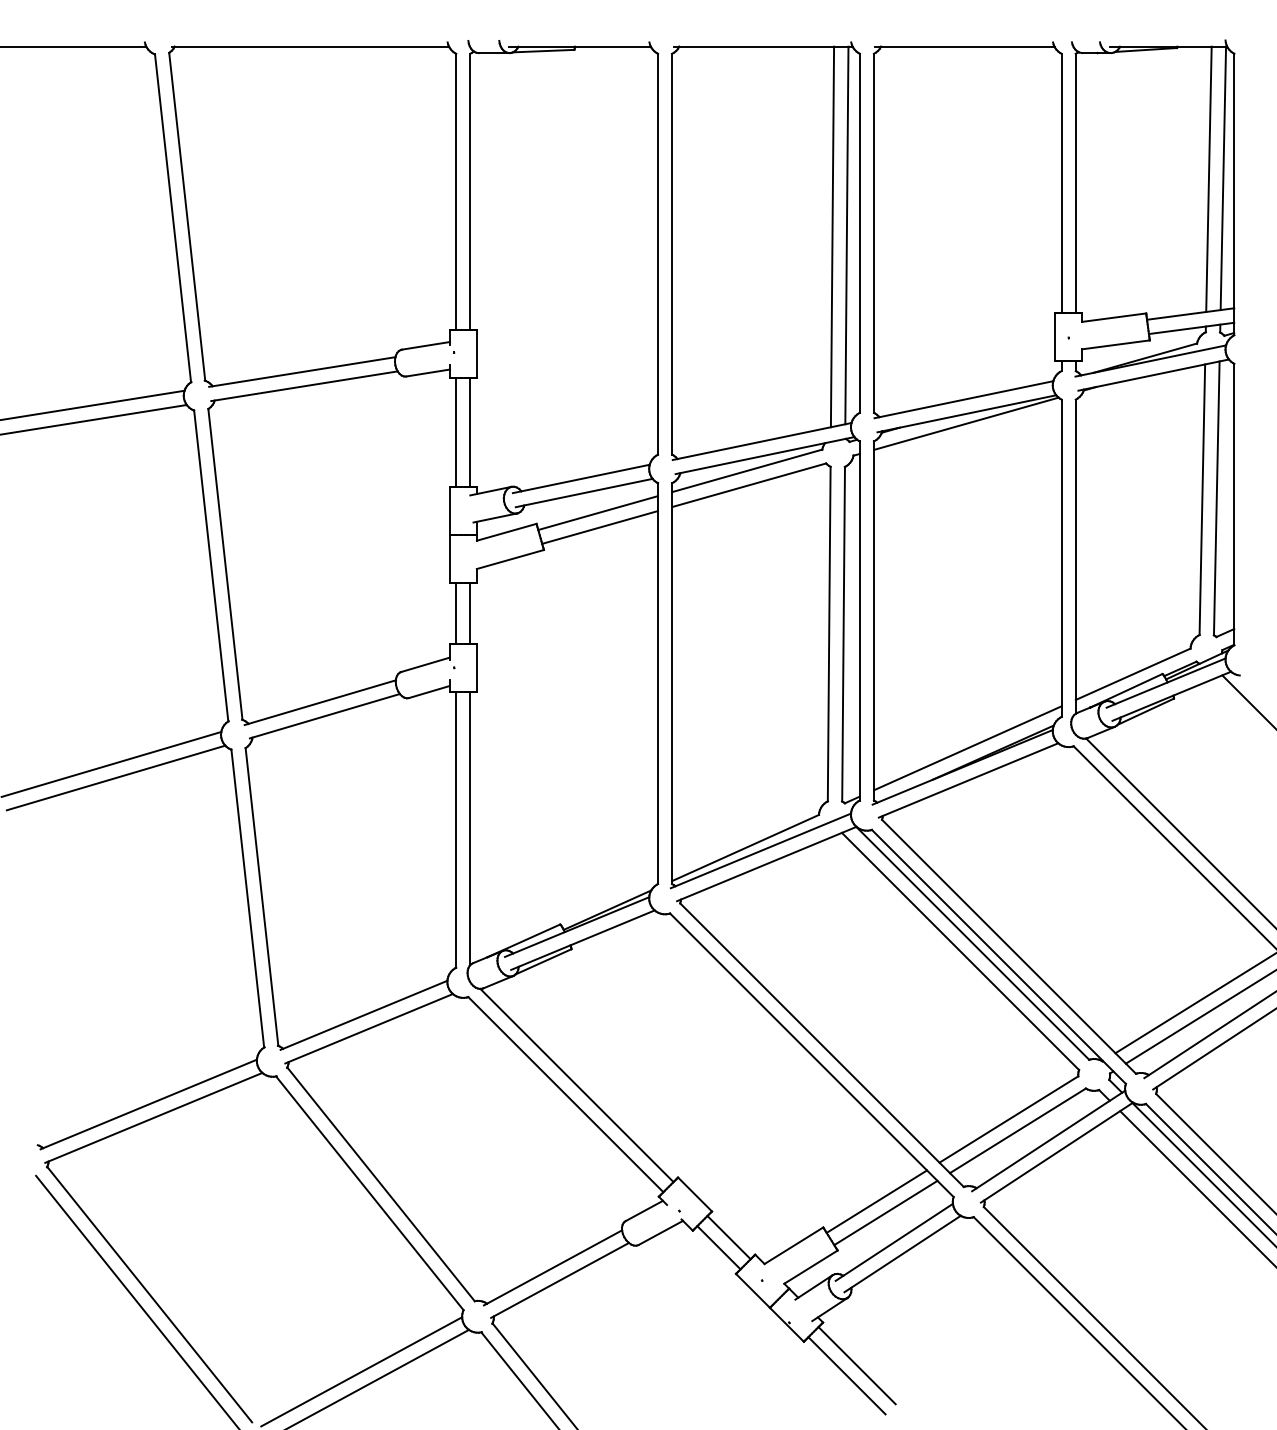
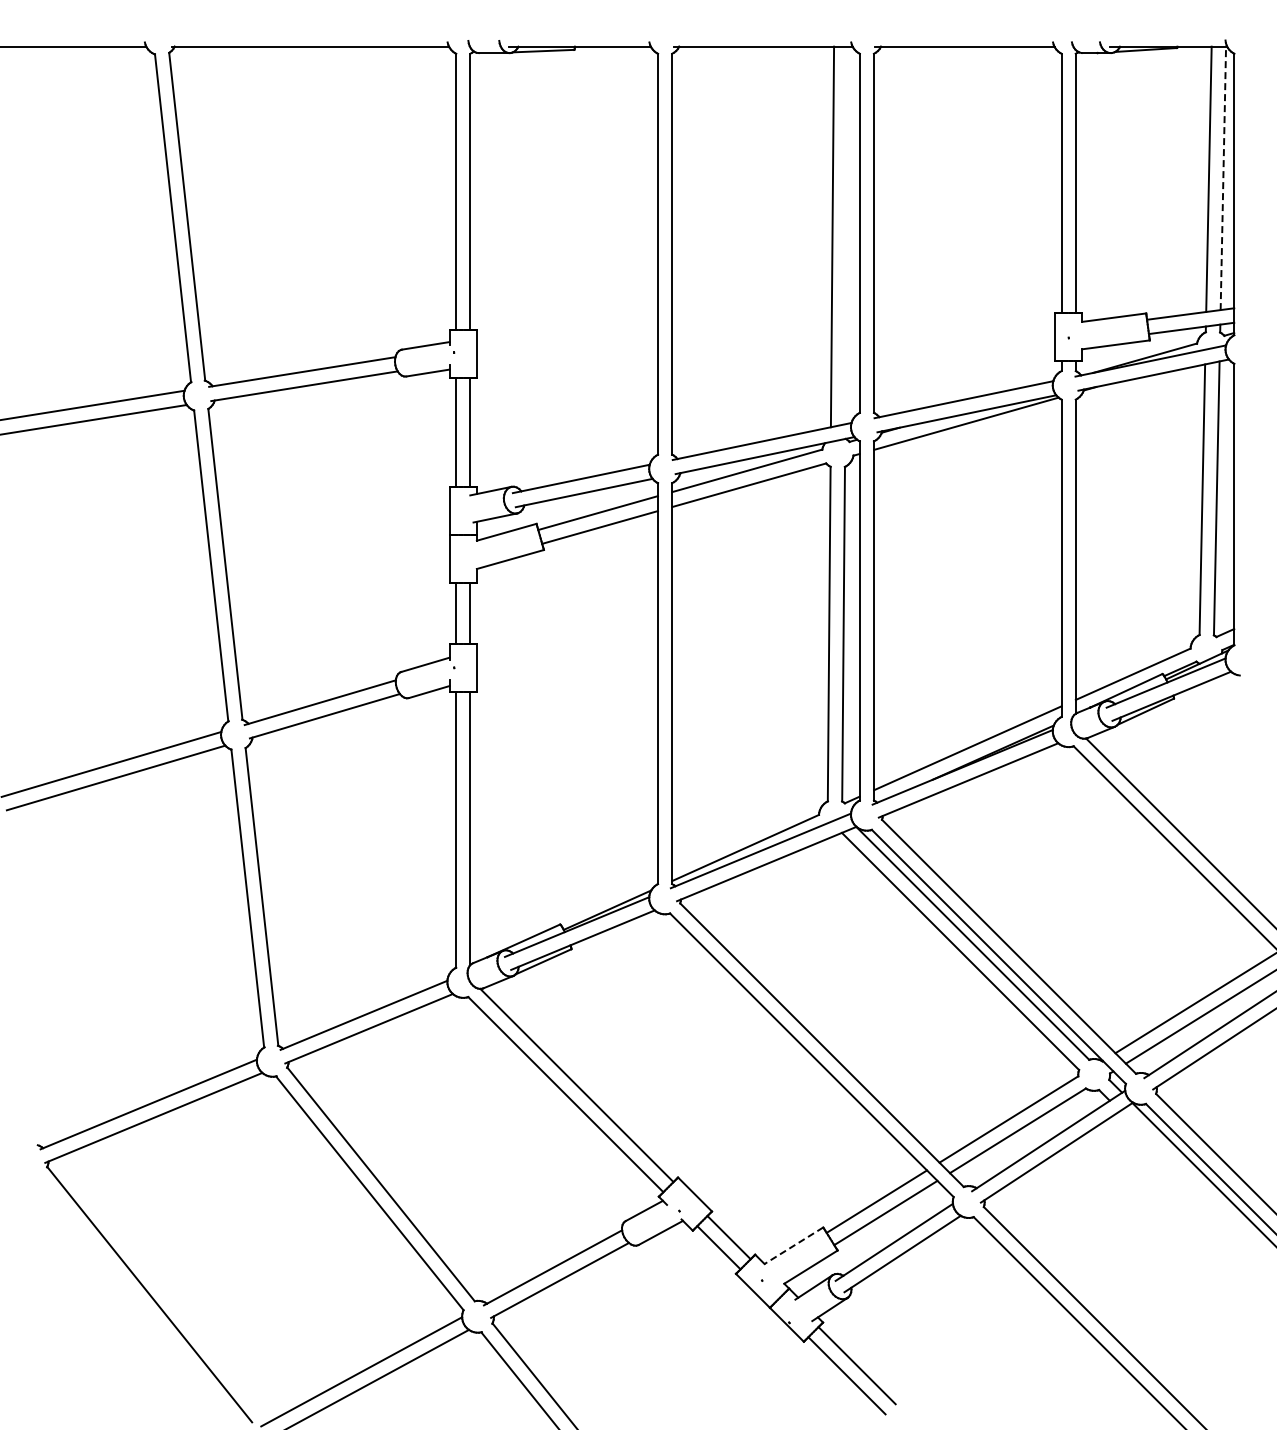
line: solid -> dashed (1223, 178)
line: present -> none (846, 235)
line: present -> none (1247, 701)
line: present -> none (1196, 1187)
line: solid -> dashed (793, 1245)
line: present -> none (136, 1300)
